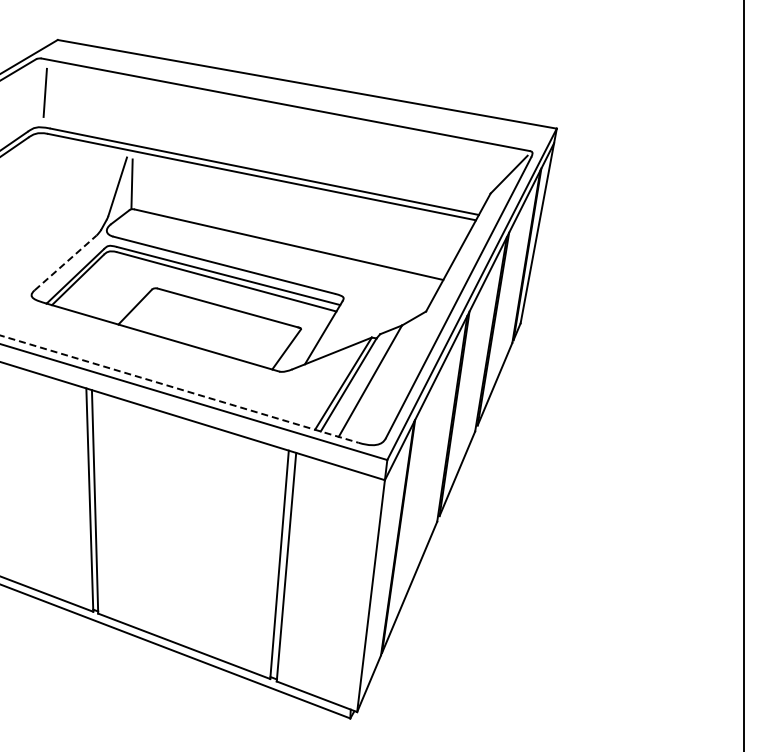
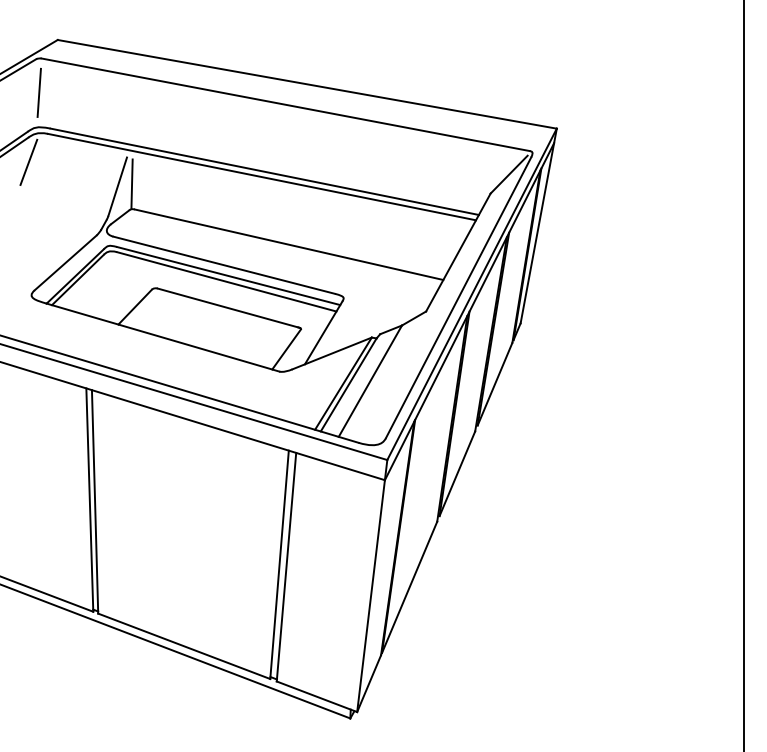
line position: (44, 92) -> (38, 92) (38, 92)
line: none -> present (28, 161)
line: dashed -> solid (65, 262)
line: dashed -> solid (179, 389)
